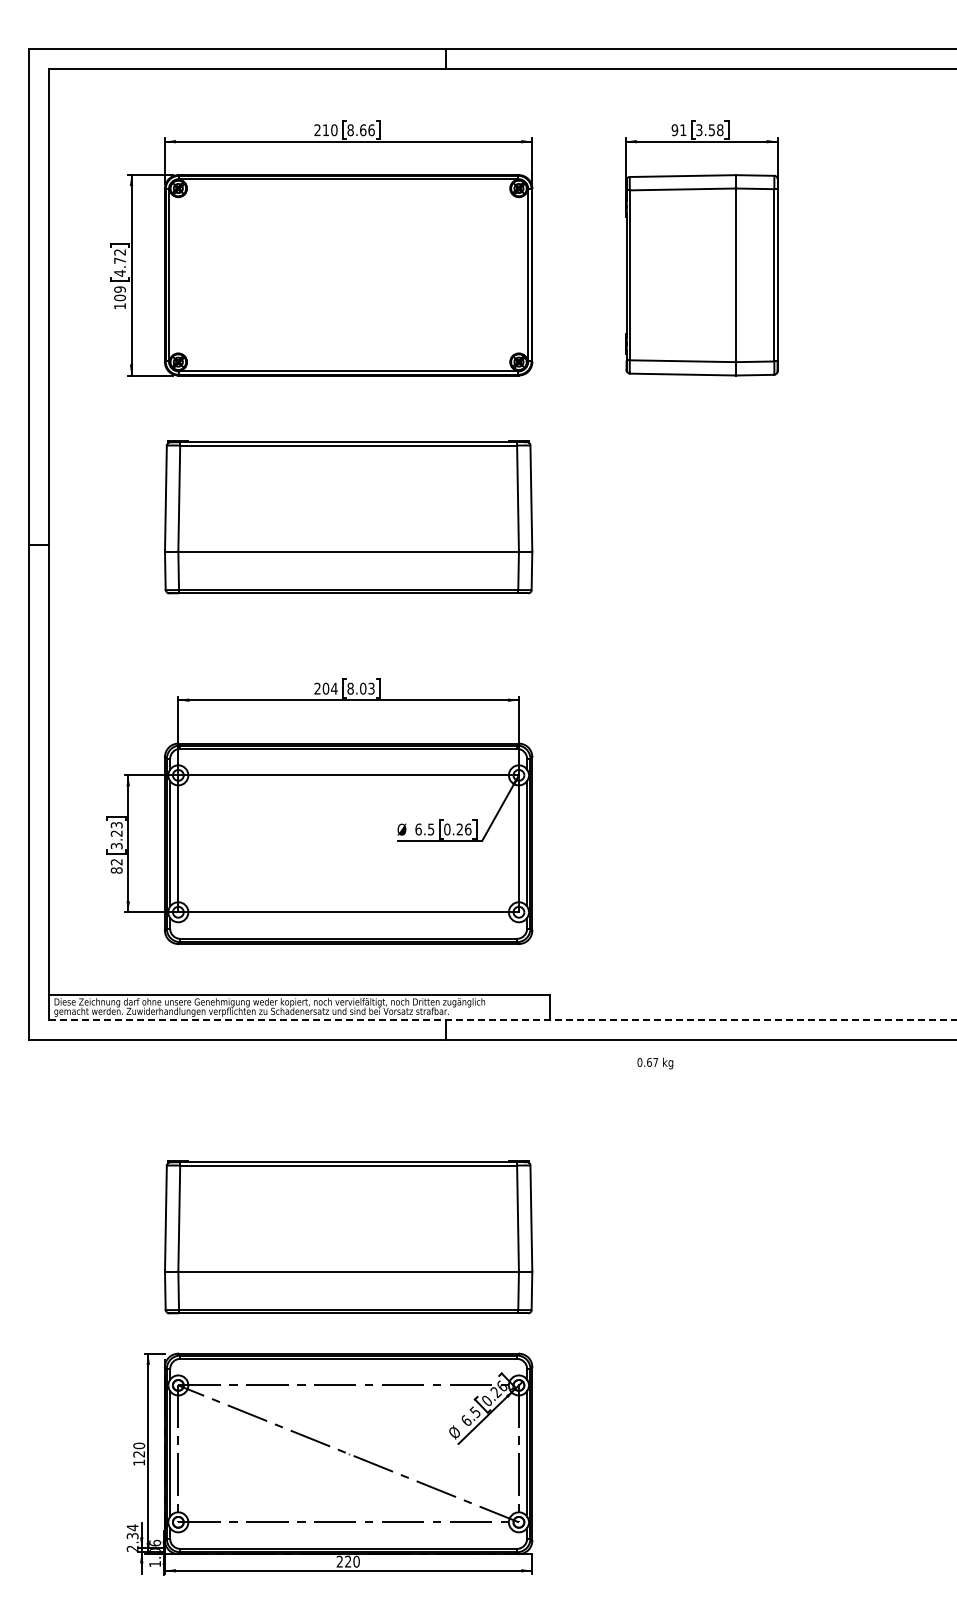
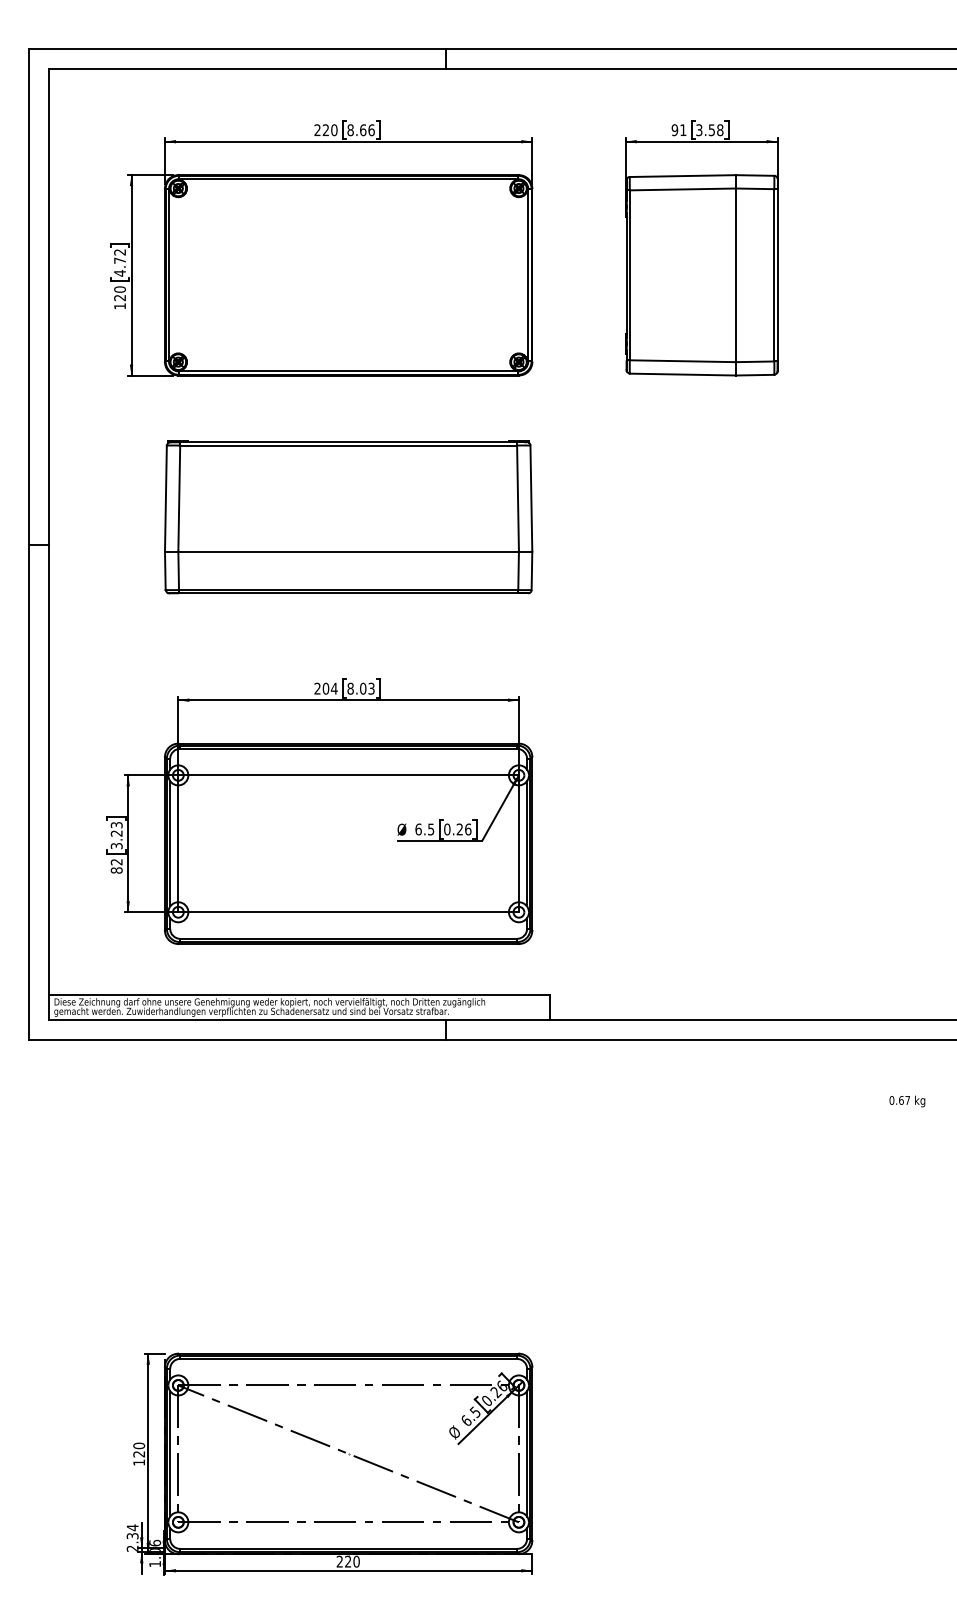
text: 210 -> 220 (325, 129)
text: 109 -> 120 (119, 293)
line: dashed -> solid (502, 1020)
text position: (655, 1063) -> (907, 1101) (907, 1101)
part: present -> none (348, 1237)
